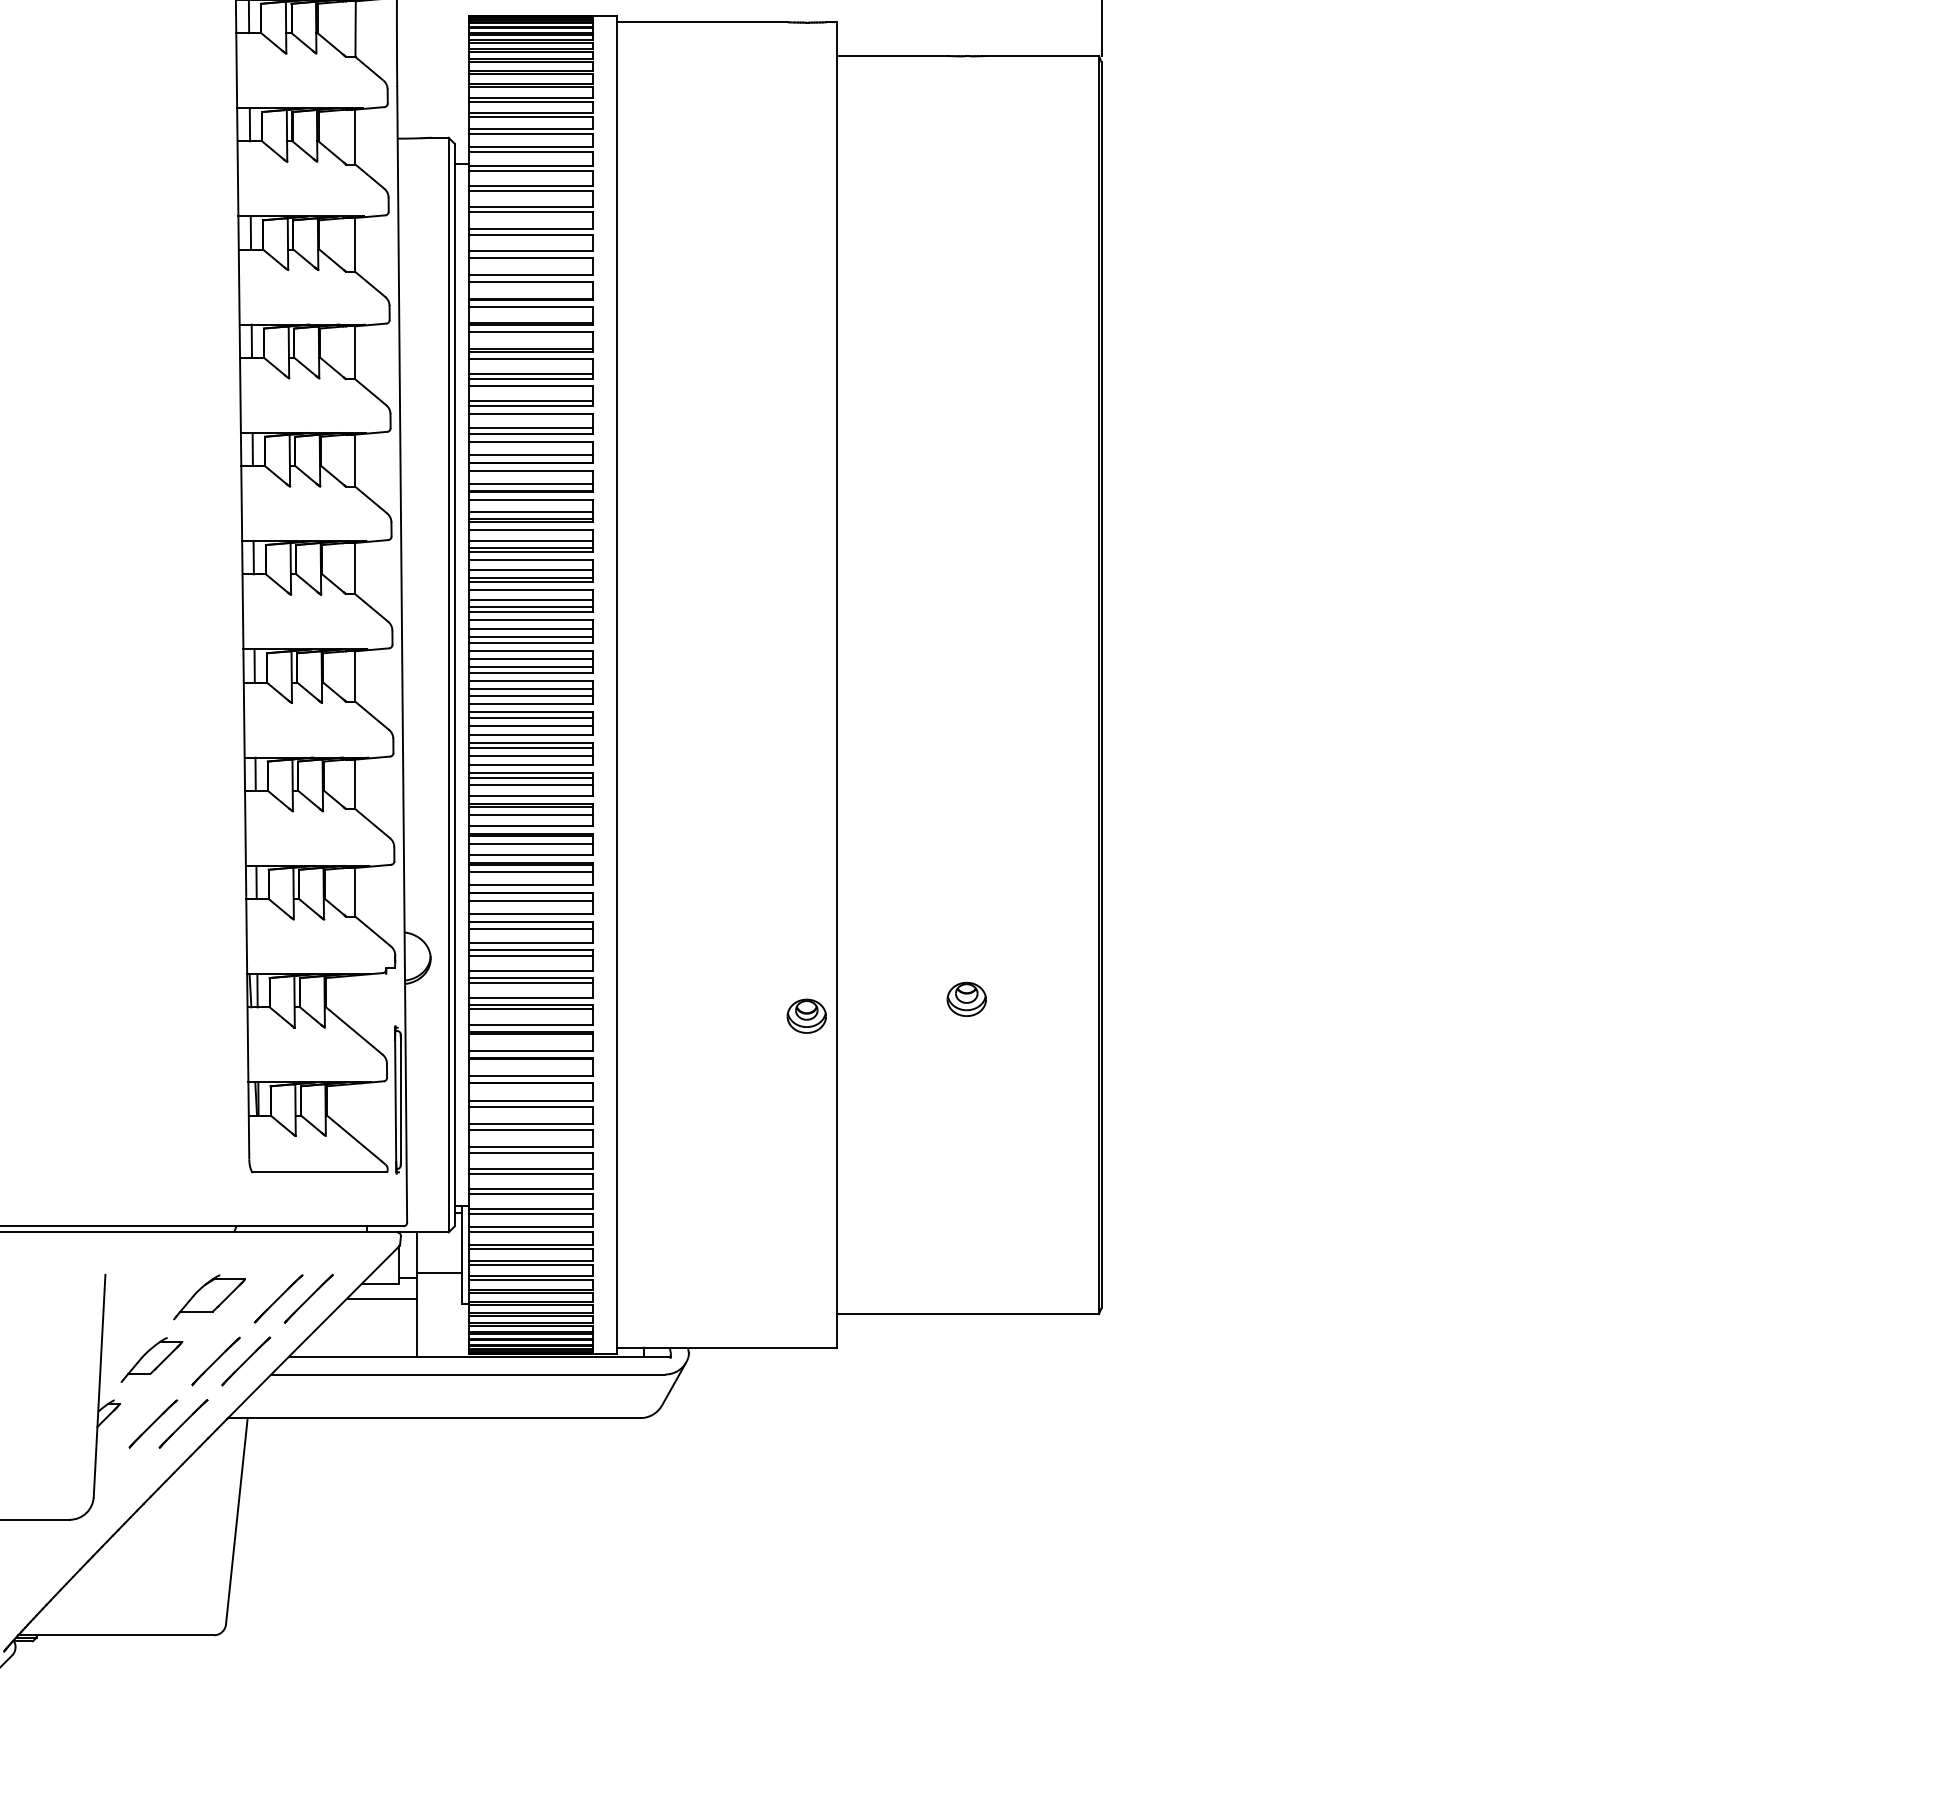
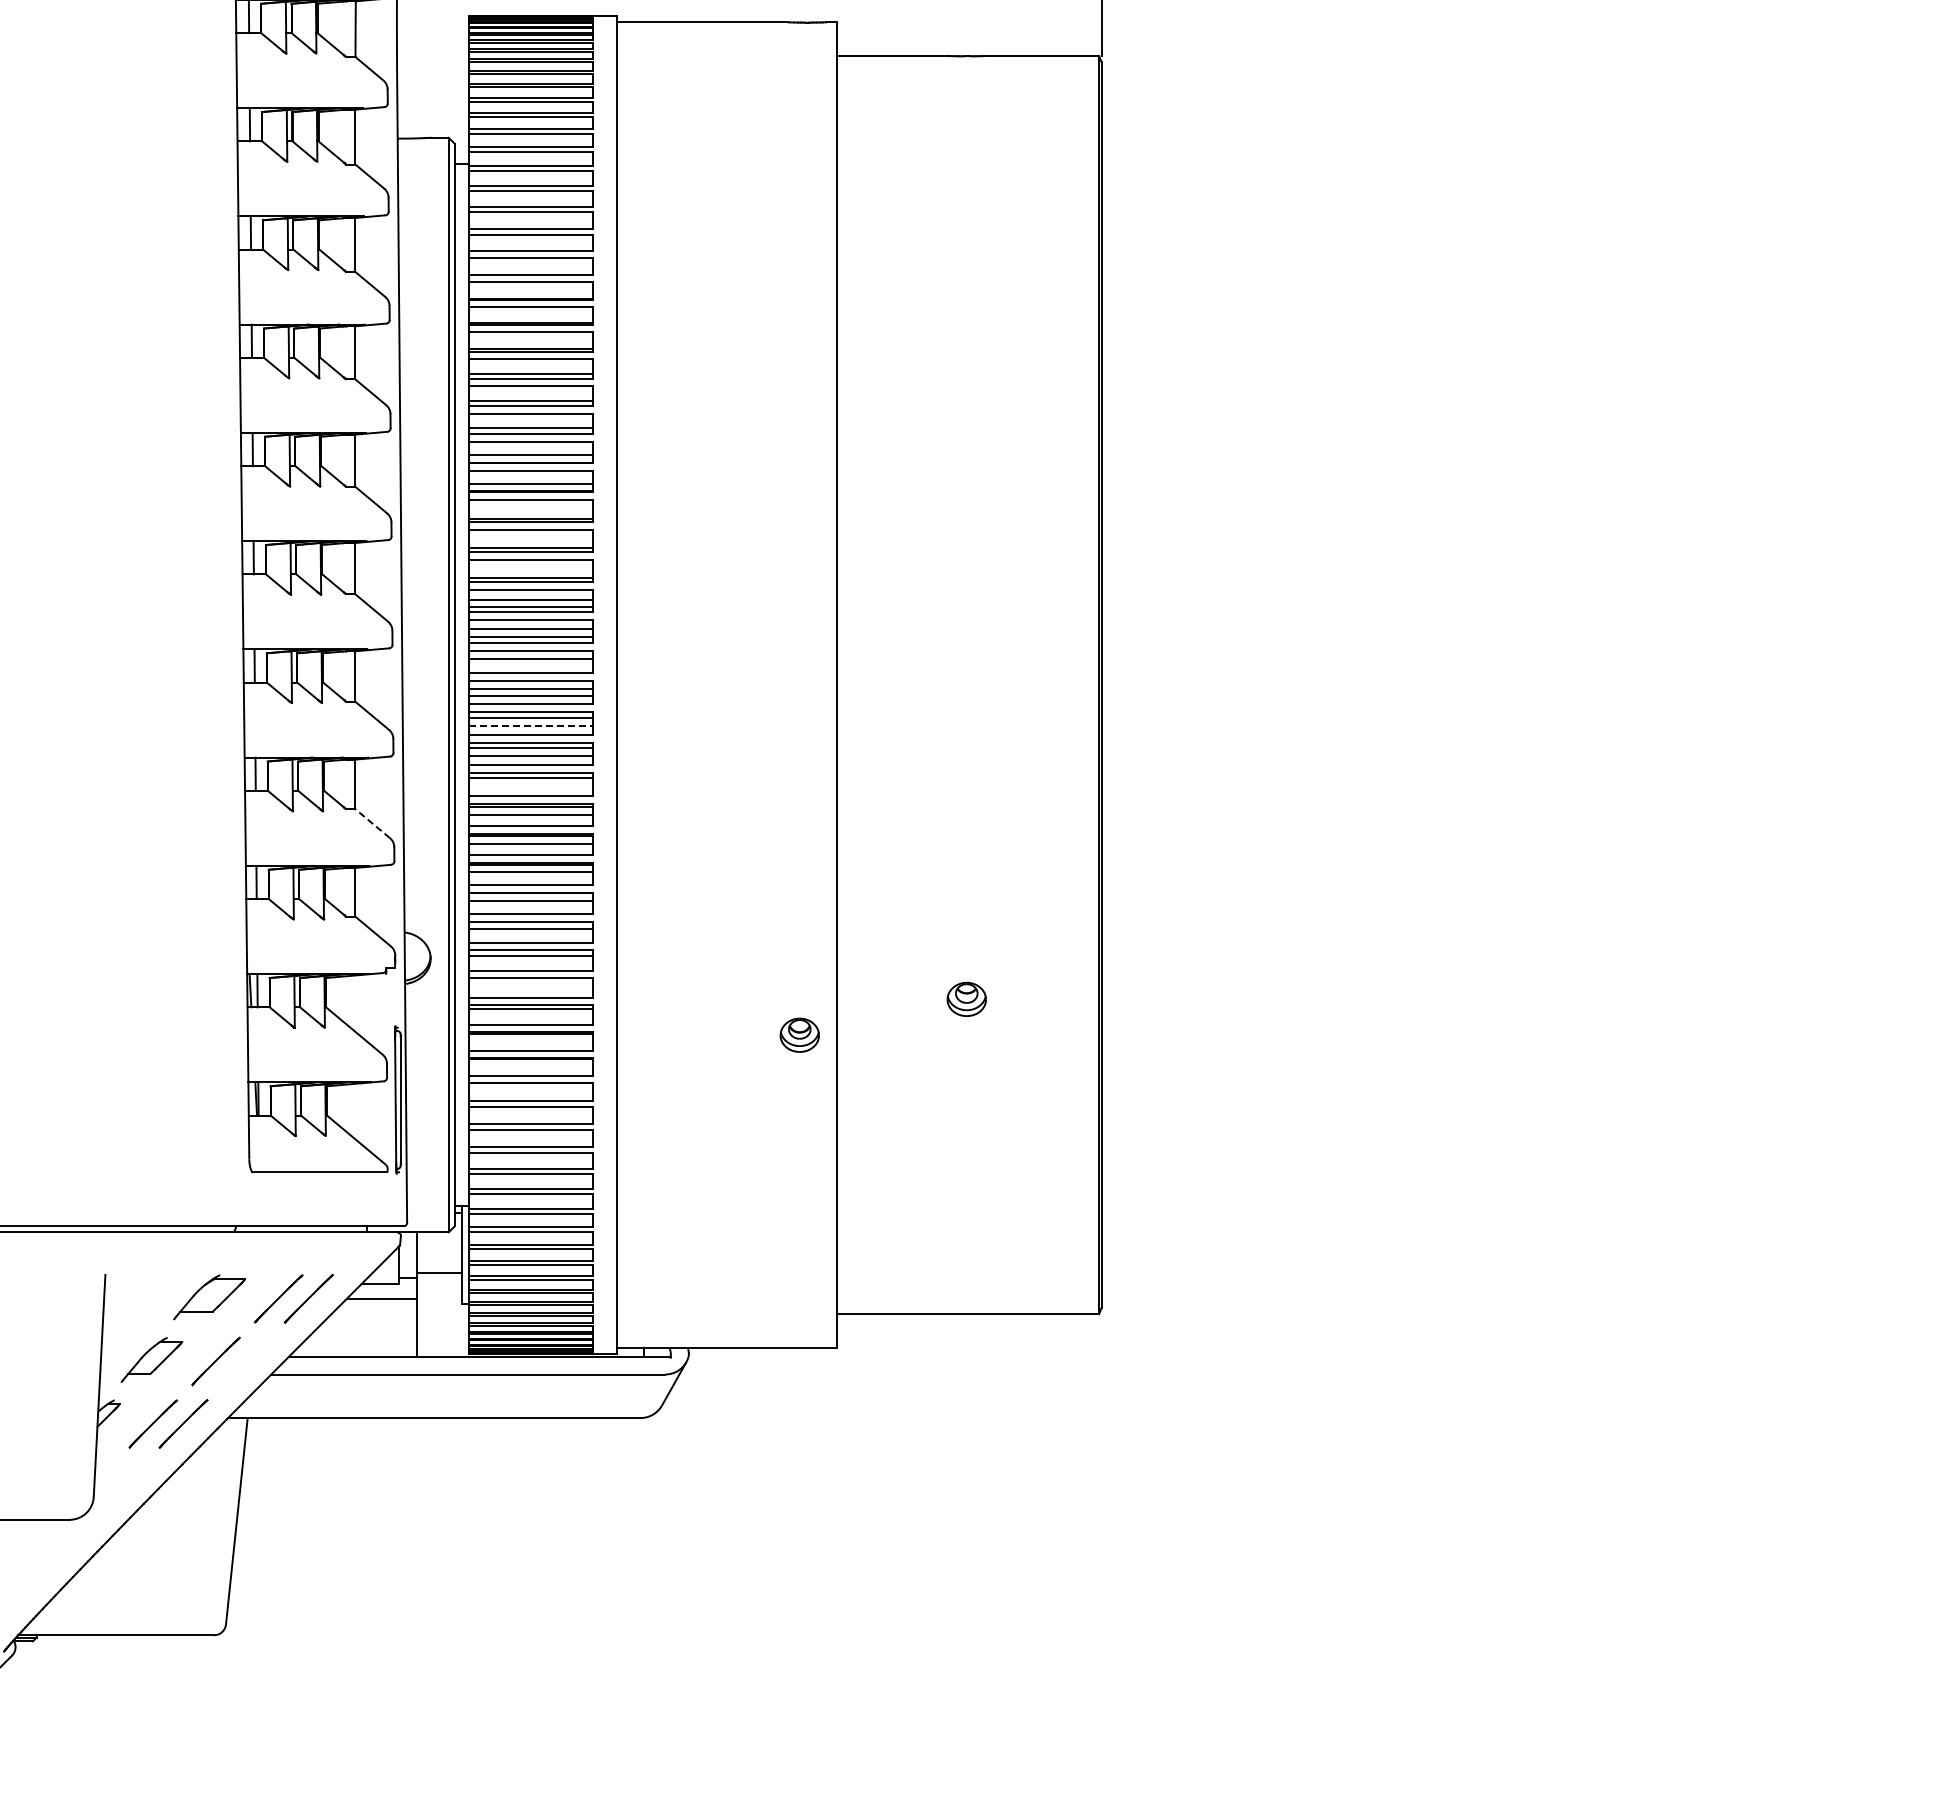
line: present -> none (530, 512)
line: present -> none (530, 540)
line: present -> none (530, 570)
line: present -> none (530, 666)
line: solid -> dashed (530, 726)
line: present -> none (530, 785)
line: solid -> dashed (372, 823)
line: present -> none (530, 982)
part position: (806, 1015) -> (799, 1034) (799, 1034)
line: present -> none (246, 1361)
